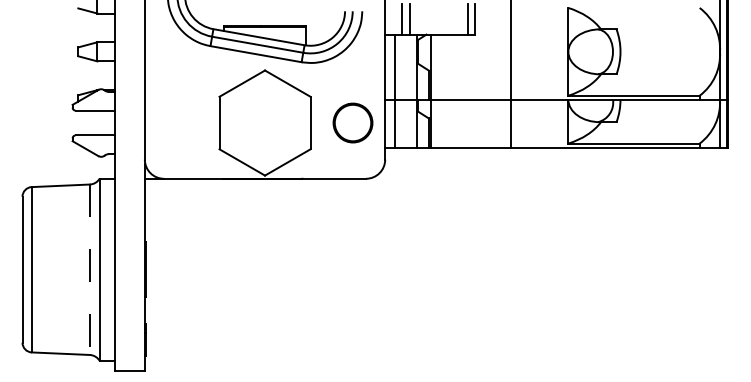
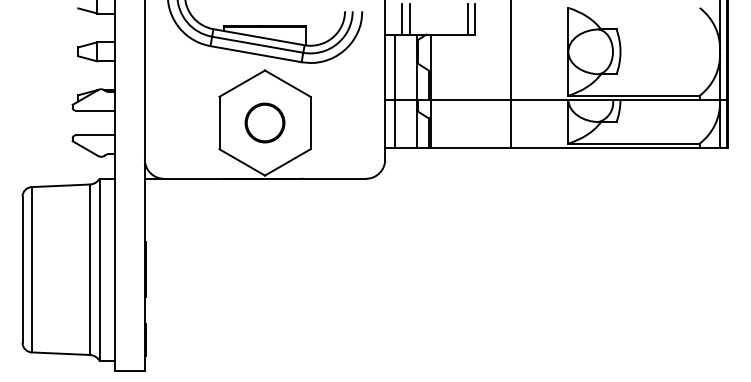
part position: (352, 122) -> (264, 122) (264, 122)
line: dashed -> solid (89, 270)
